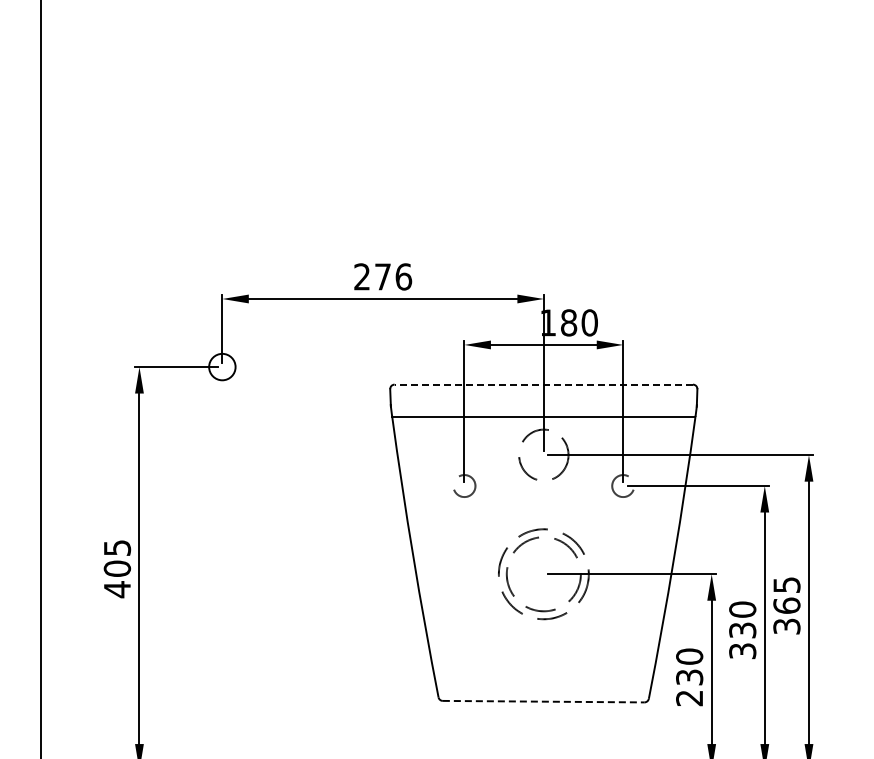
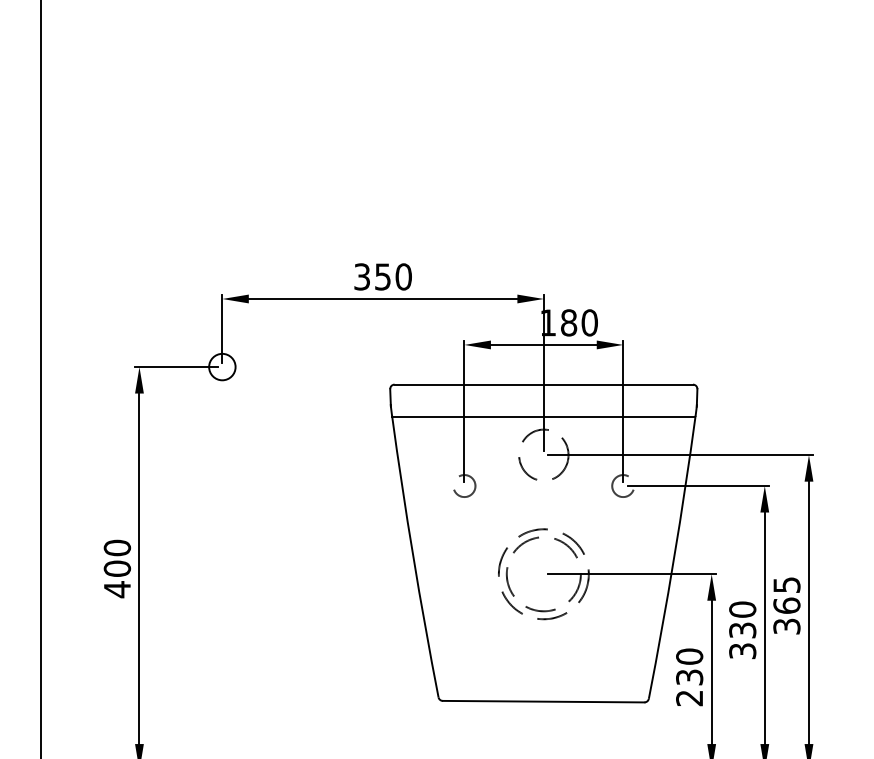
text: 276 -> 350 (383, 276)
line: dashed -> solid (543, 384)
text: 405 -> 400 (117, 547)
line: dashed -> solid (543, 701)
